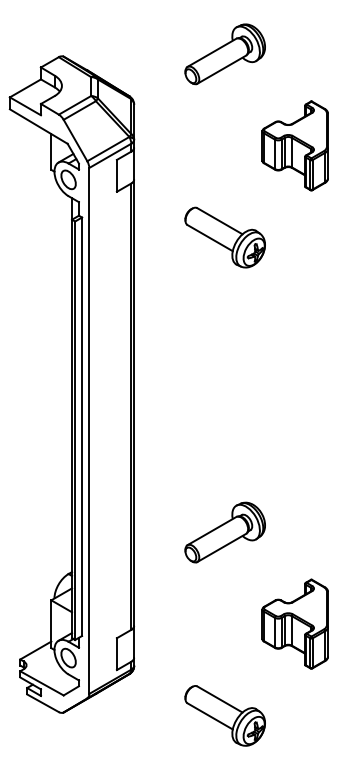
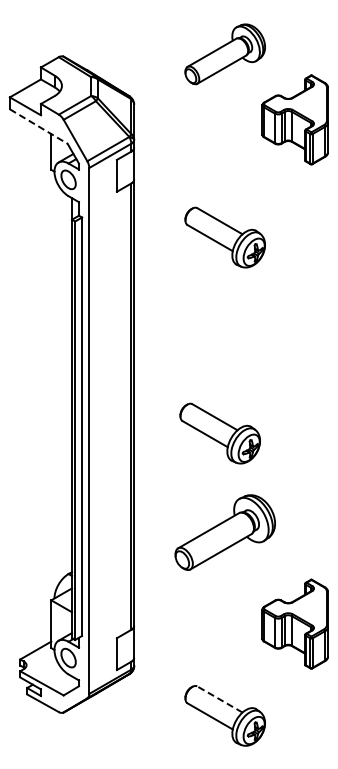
line: solid -> dashed (38, 126)
part position: (294, 145) -> (294, 119) (294, 119)
part: none -> present (219, 433)
part size: 82x63 px -> 102x77 px (224, 532)
line: solid -> dashed (219, 699)
